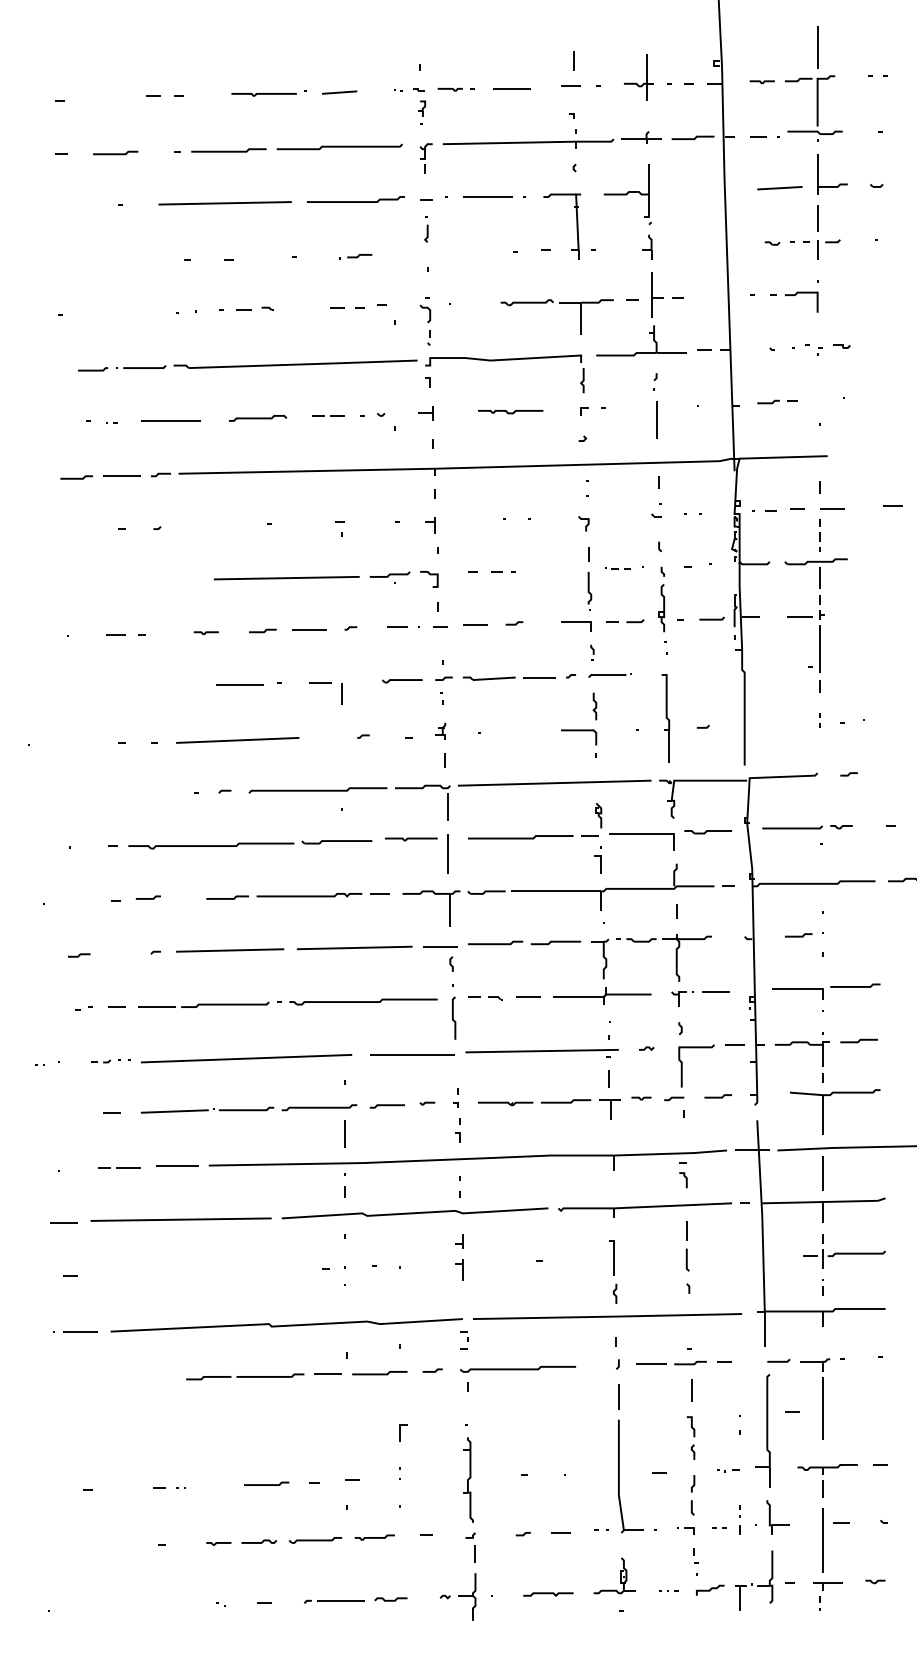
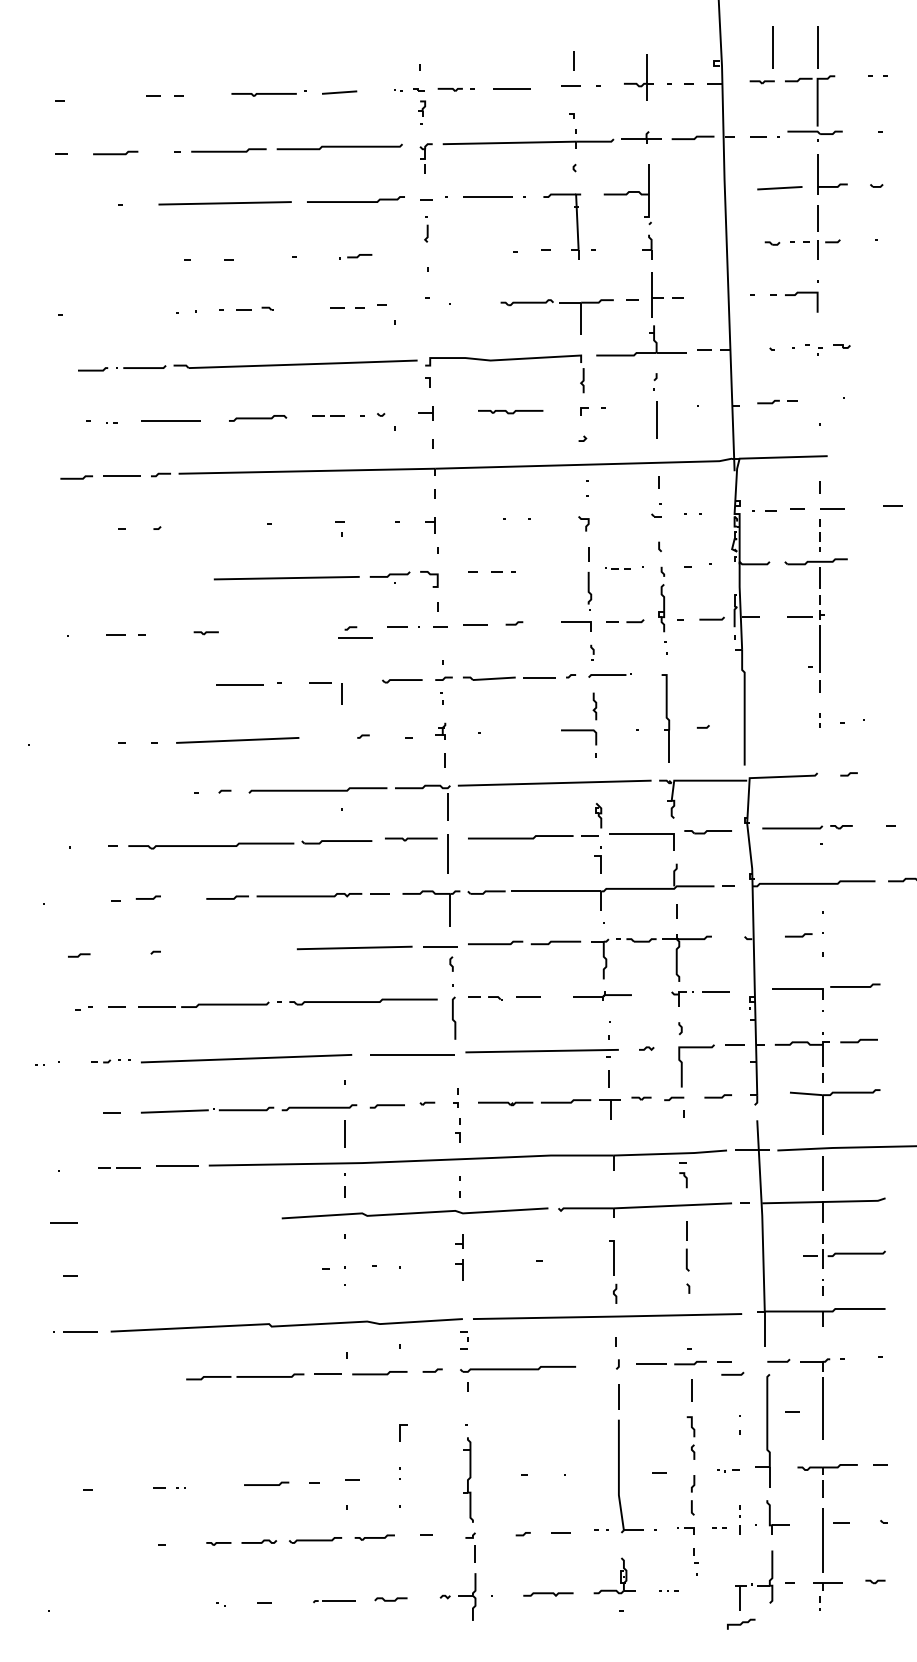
line: none -> present (772, 47)
part: present -> none (425, 324)
line position: (309, 629) -> (355, 637) (355, 637)
line: present -> none (262, 631)
line: present -> none (230, 950)
part size: 99x18 px -> 59x10 px (602, 995)
line: present -> none (180, 1219)
line: none -> present (732, 1373)
curve position: (710, 1589) -> (741, 1623) (741, 1623)
part size: 61x5 px -> 43x4 px (334, 1601)
